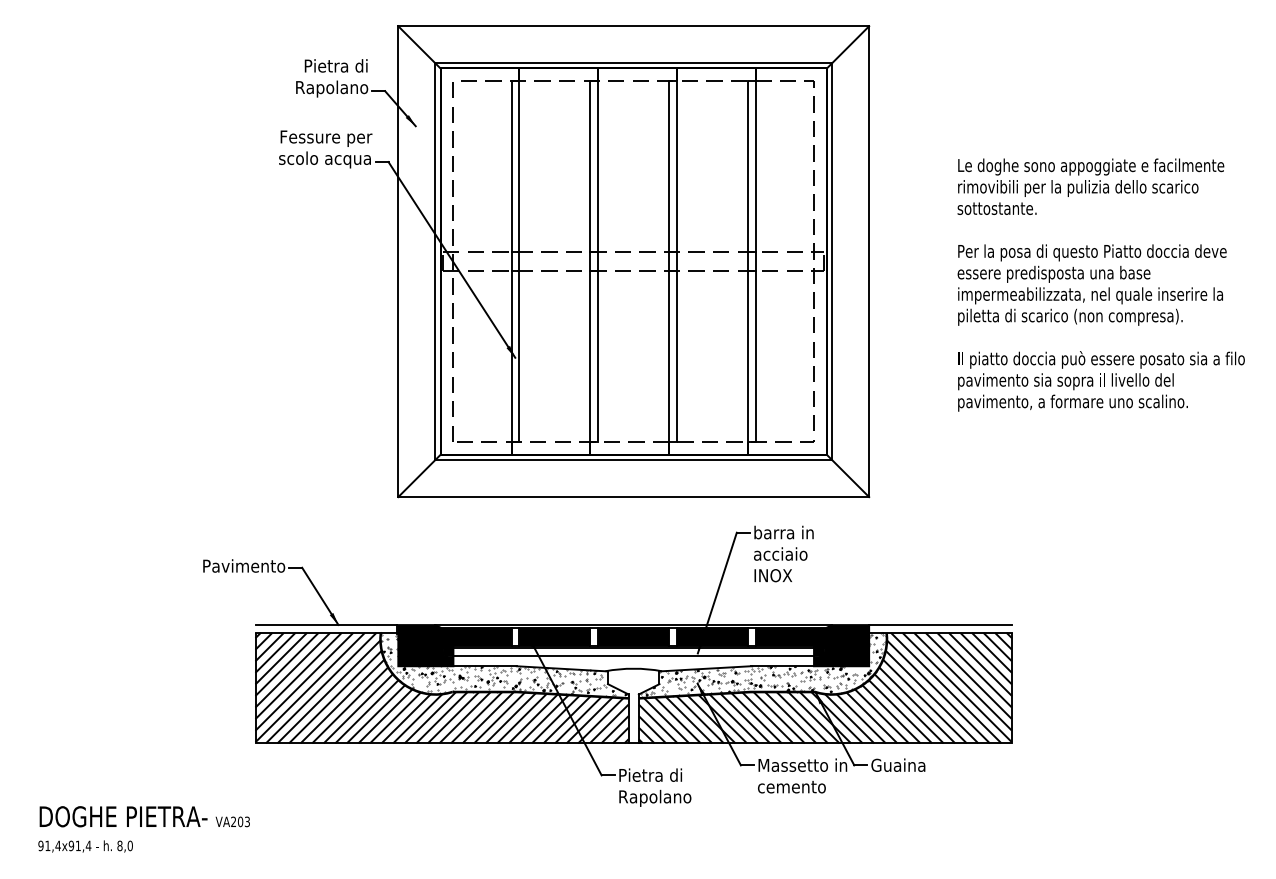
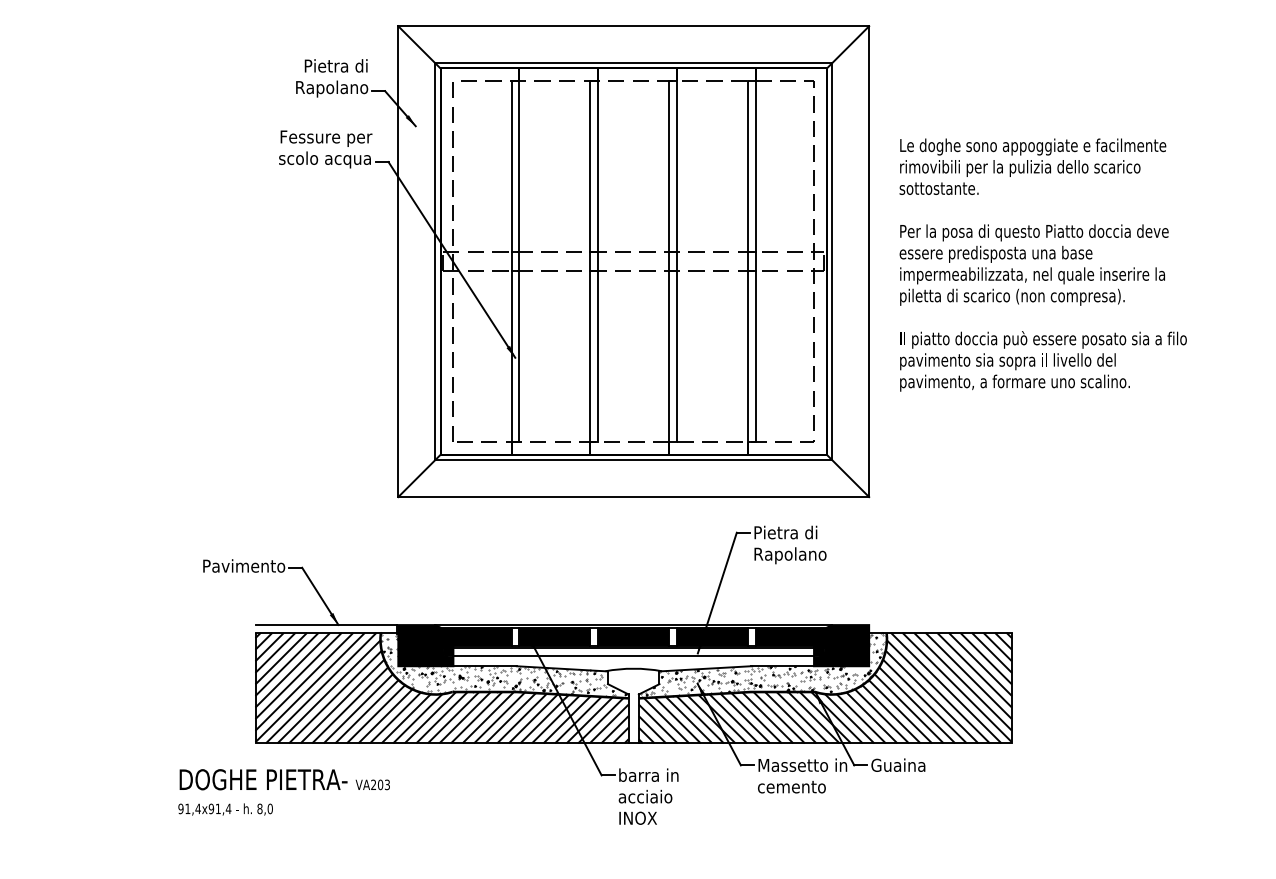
text position: (1100, 284) -> (1042, 264) (1042, 264)
text: barra in acciaio INOX -> Pietra di Rapolano (790, 553)
line: present -> none (940, 625)
text: Pietra di Rapolano -> barra in acciaio INOX (654, 796)
text position: (143, 829) -> (283, 792) (283, 792)
